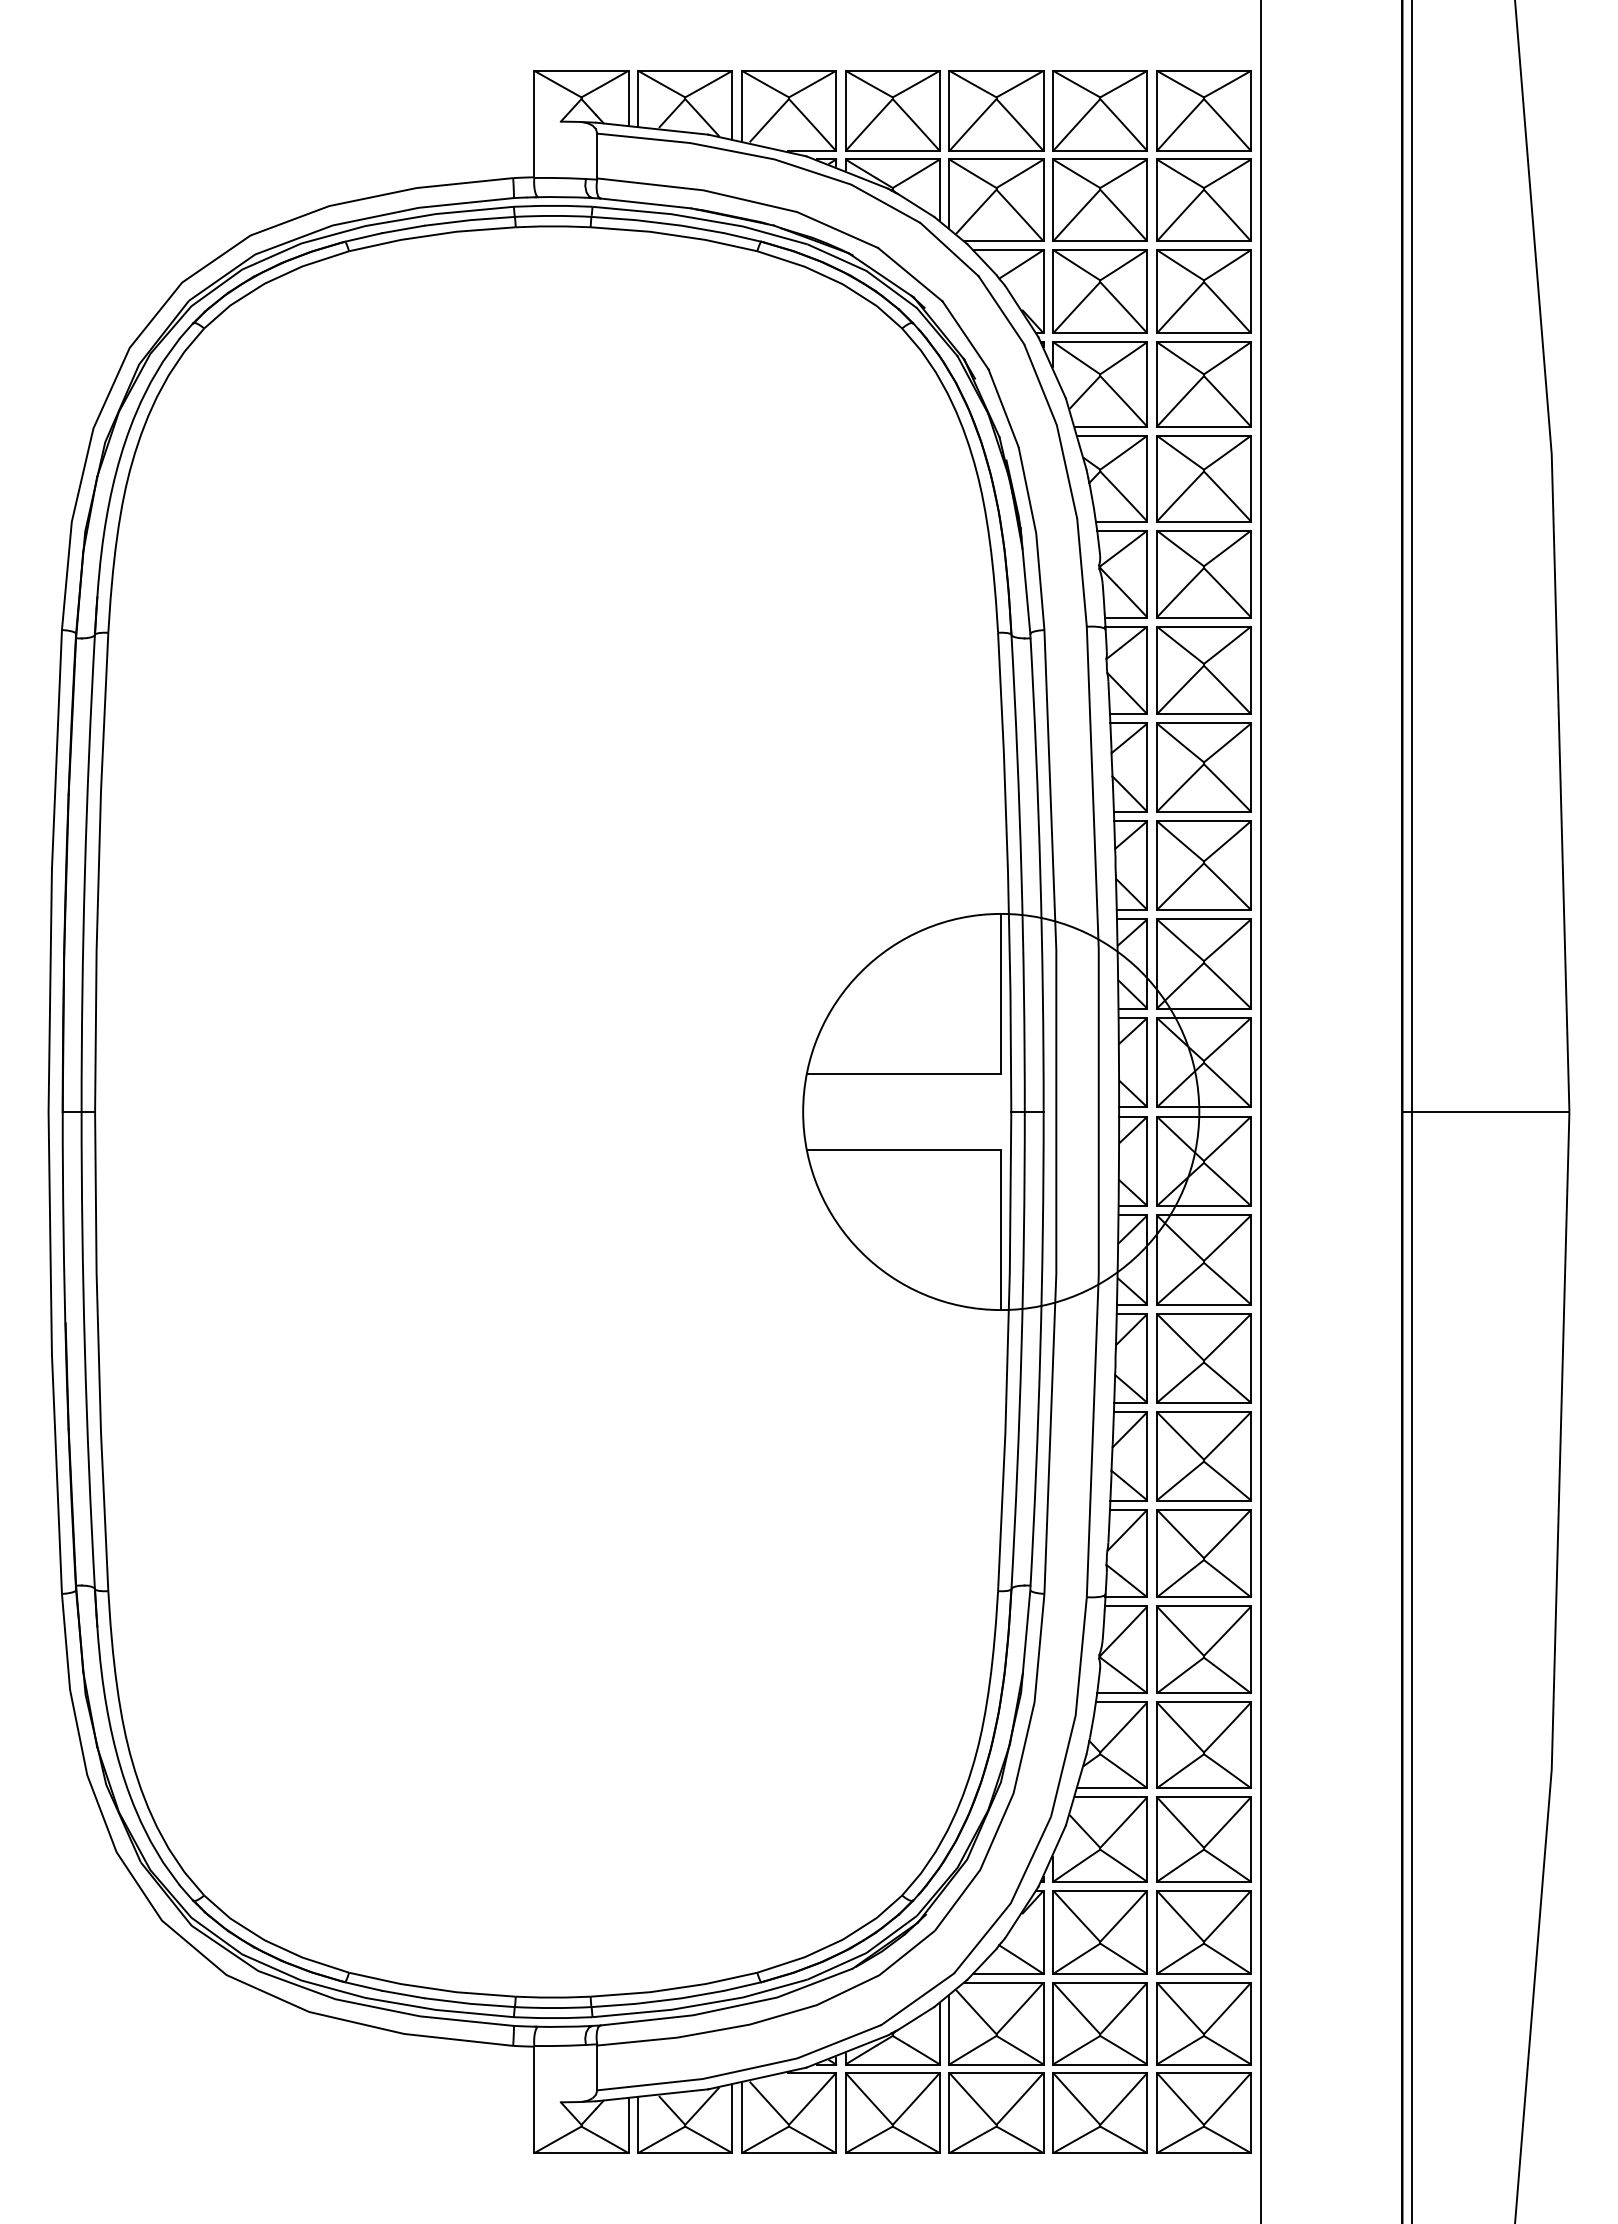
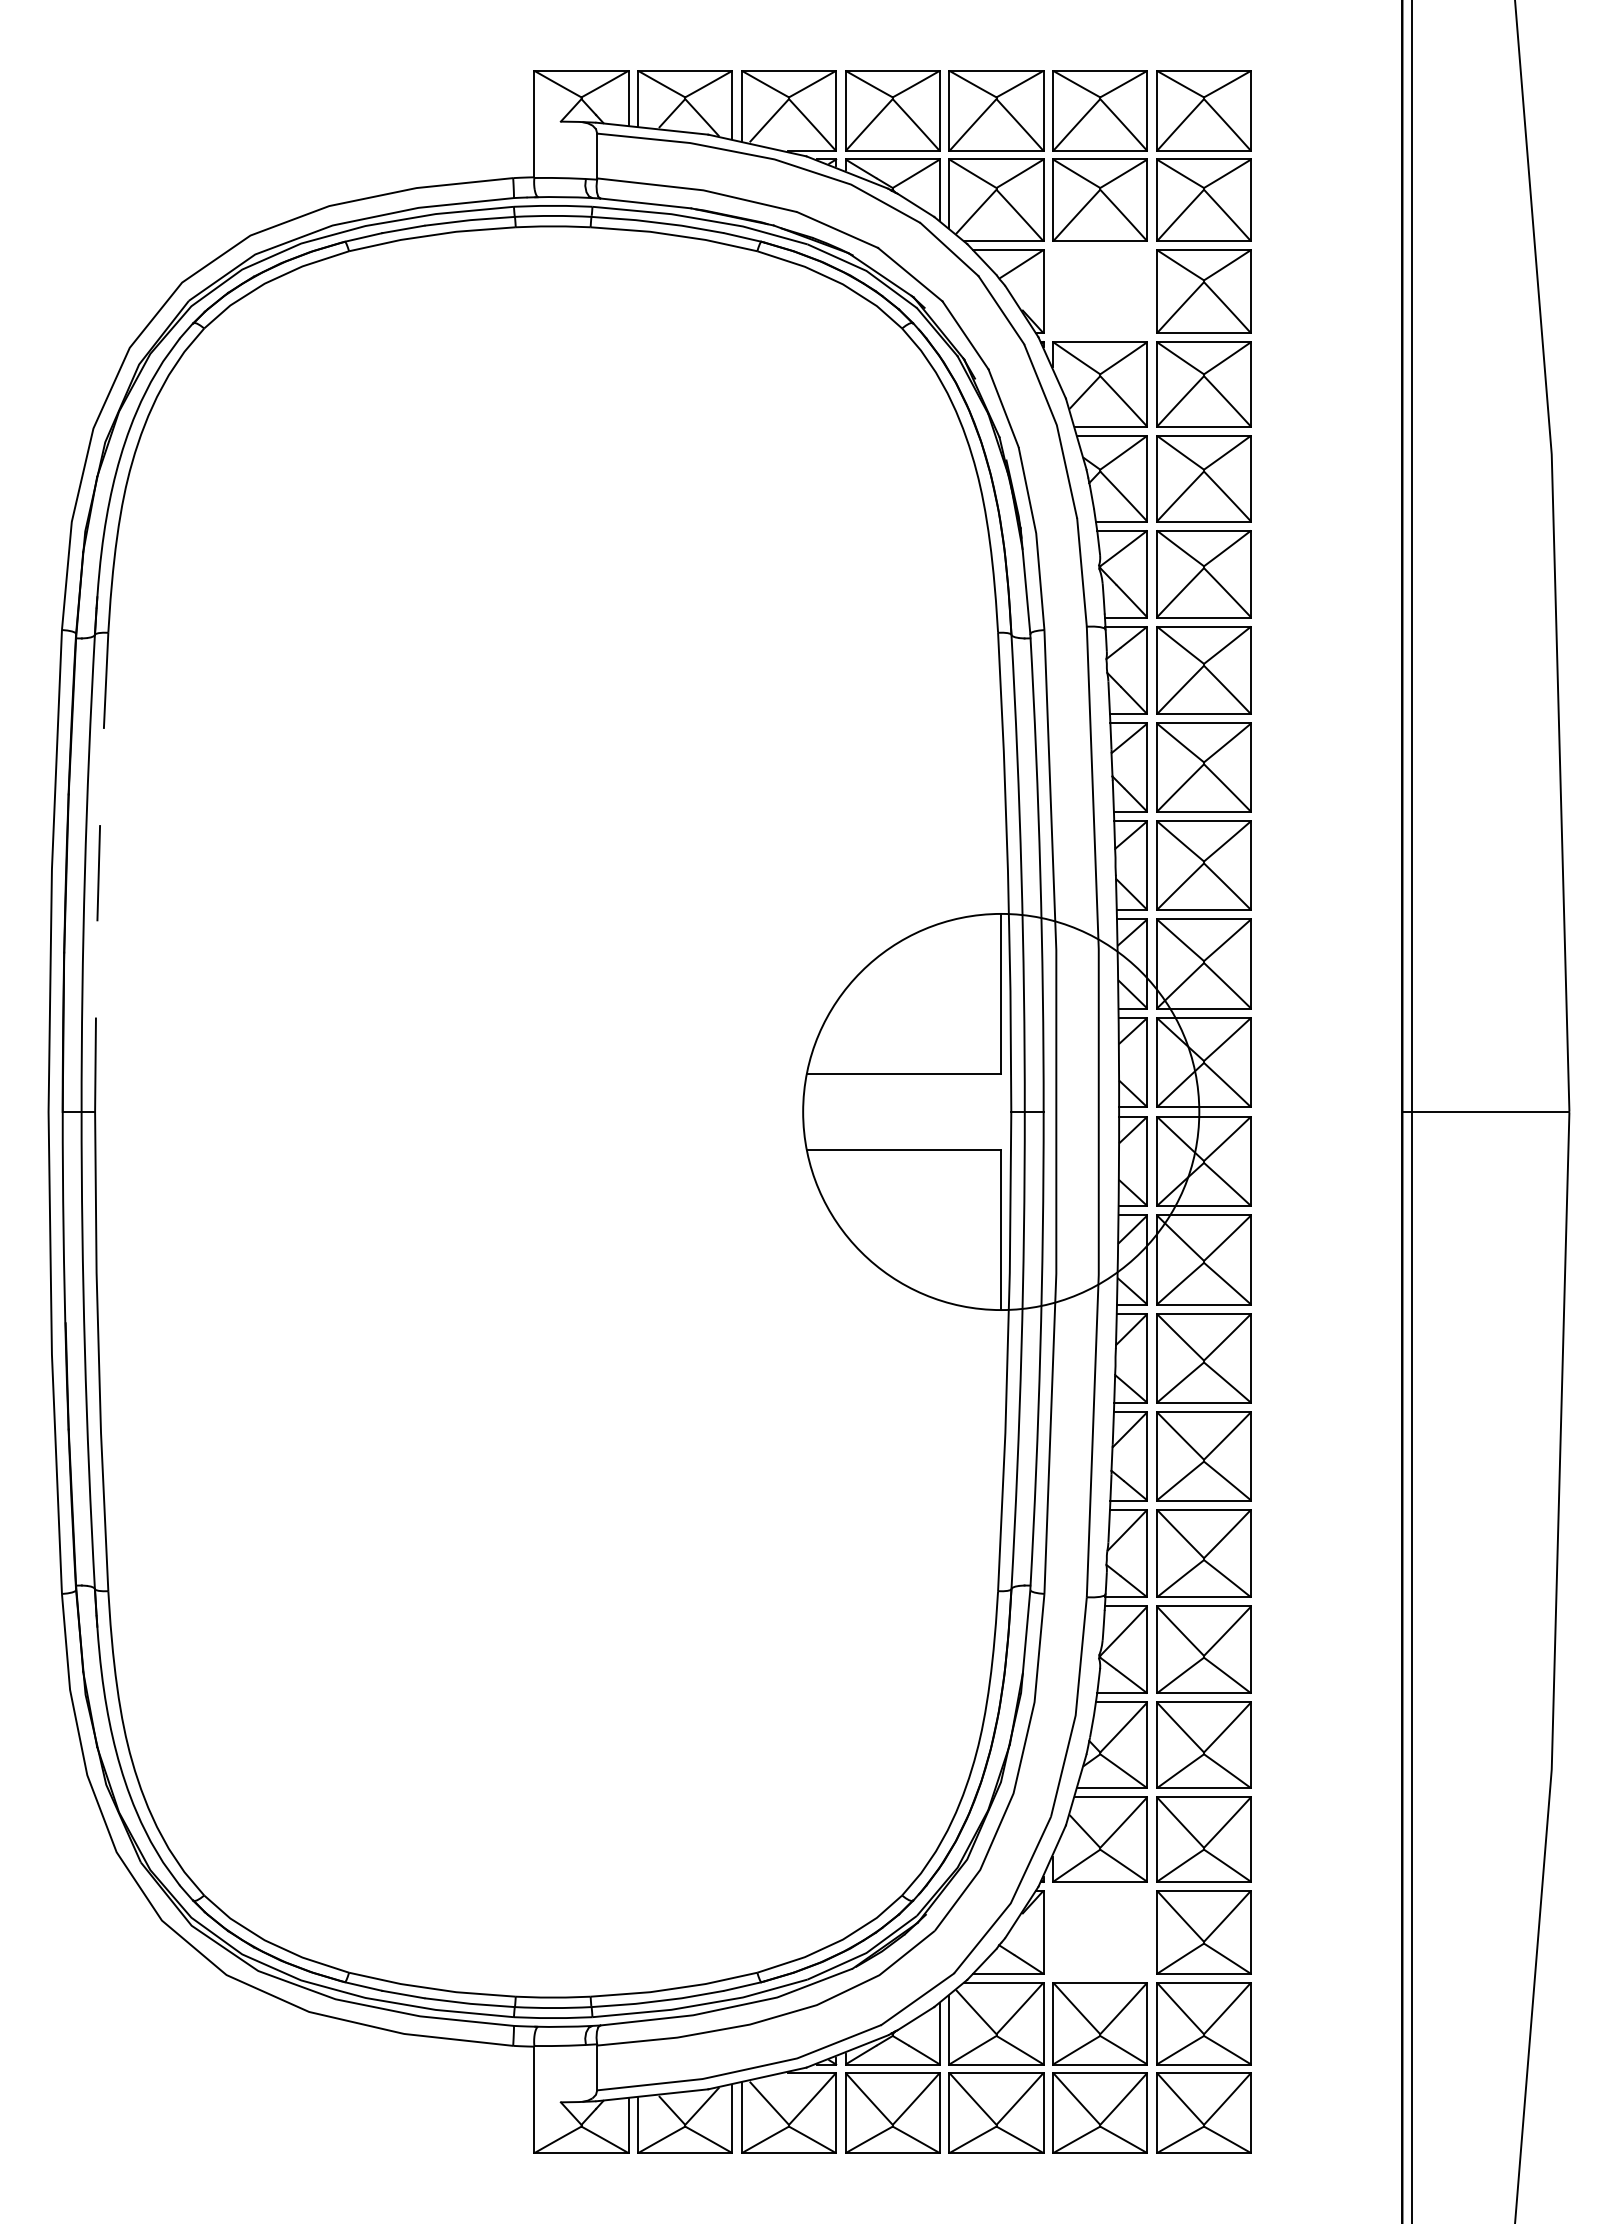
part: present -> none (1099, 291)
line: solid -> dashed (98, 872)
line: present -> none (1260, 1111)
part: present -> none (1099, 1932)
